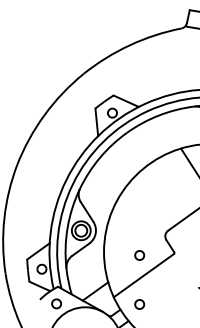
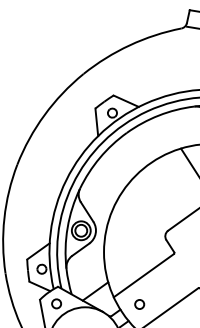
circle: present -> none (139, 255)
line: none -> present (171, 306)
line: none -> present (41, 311)
